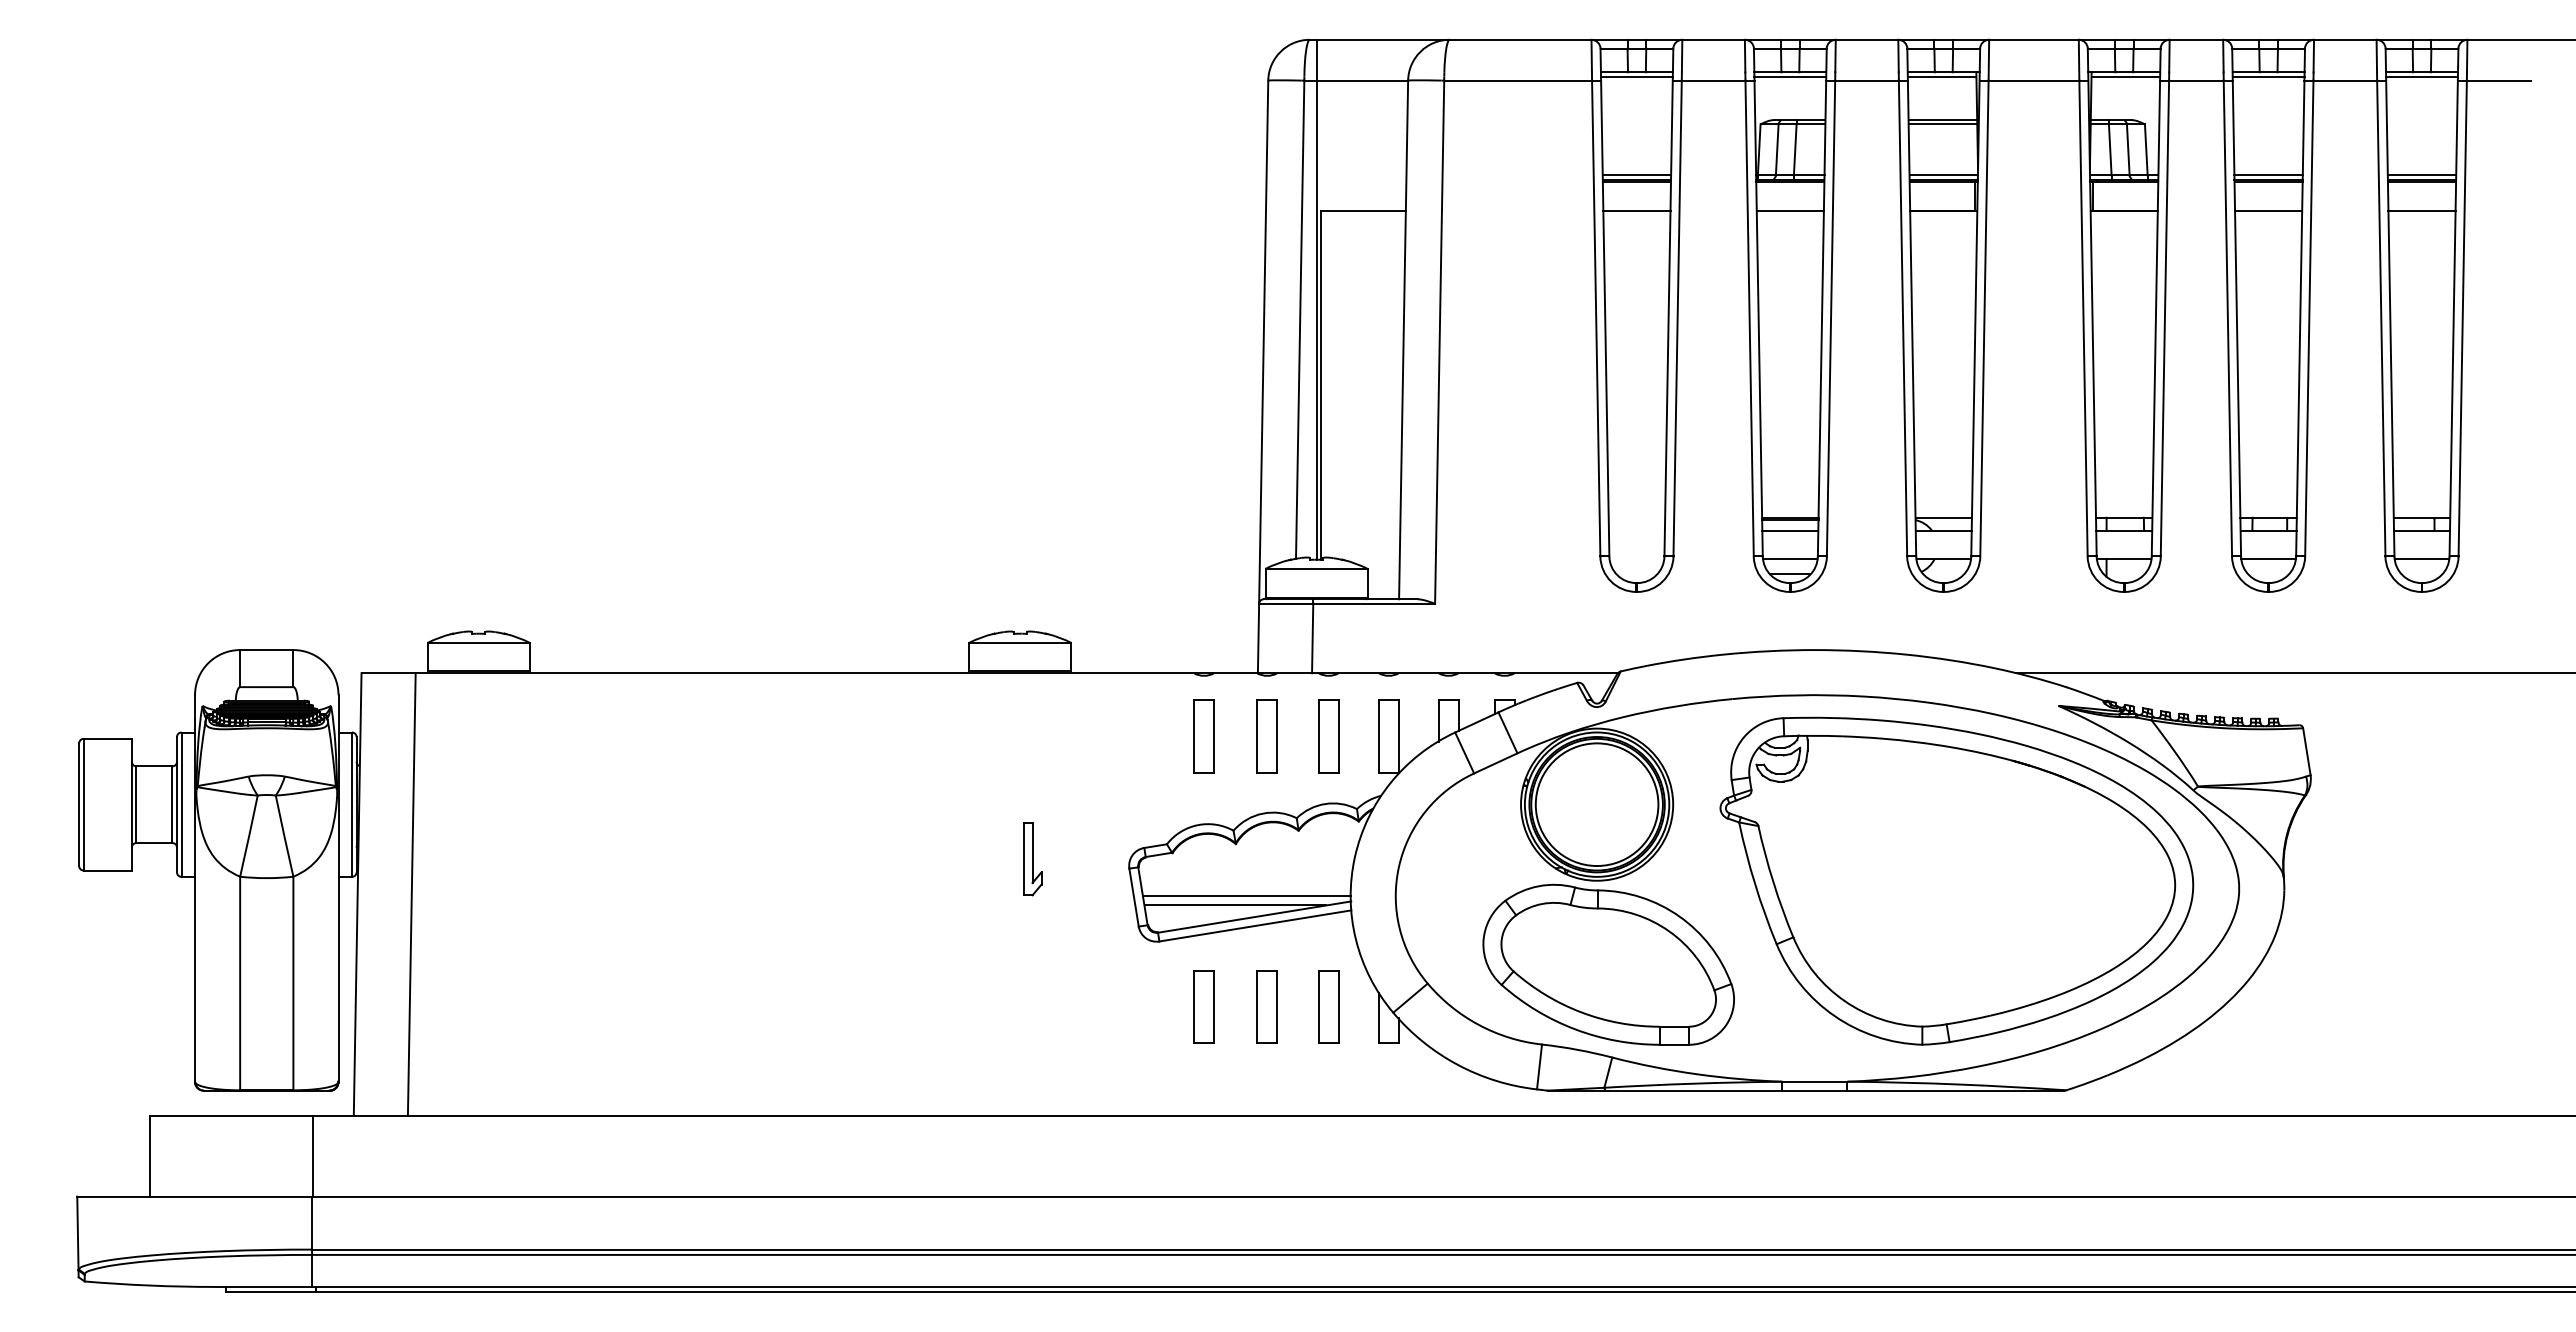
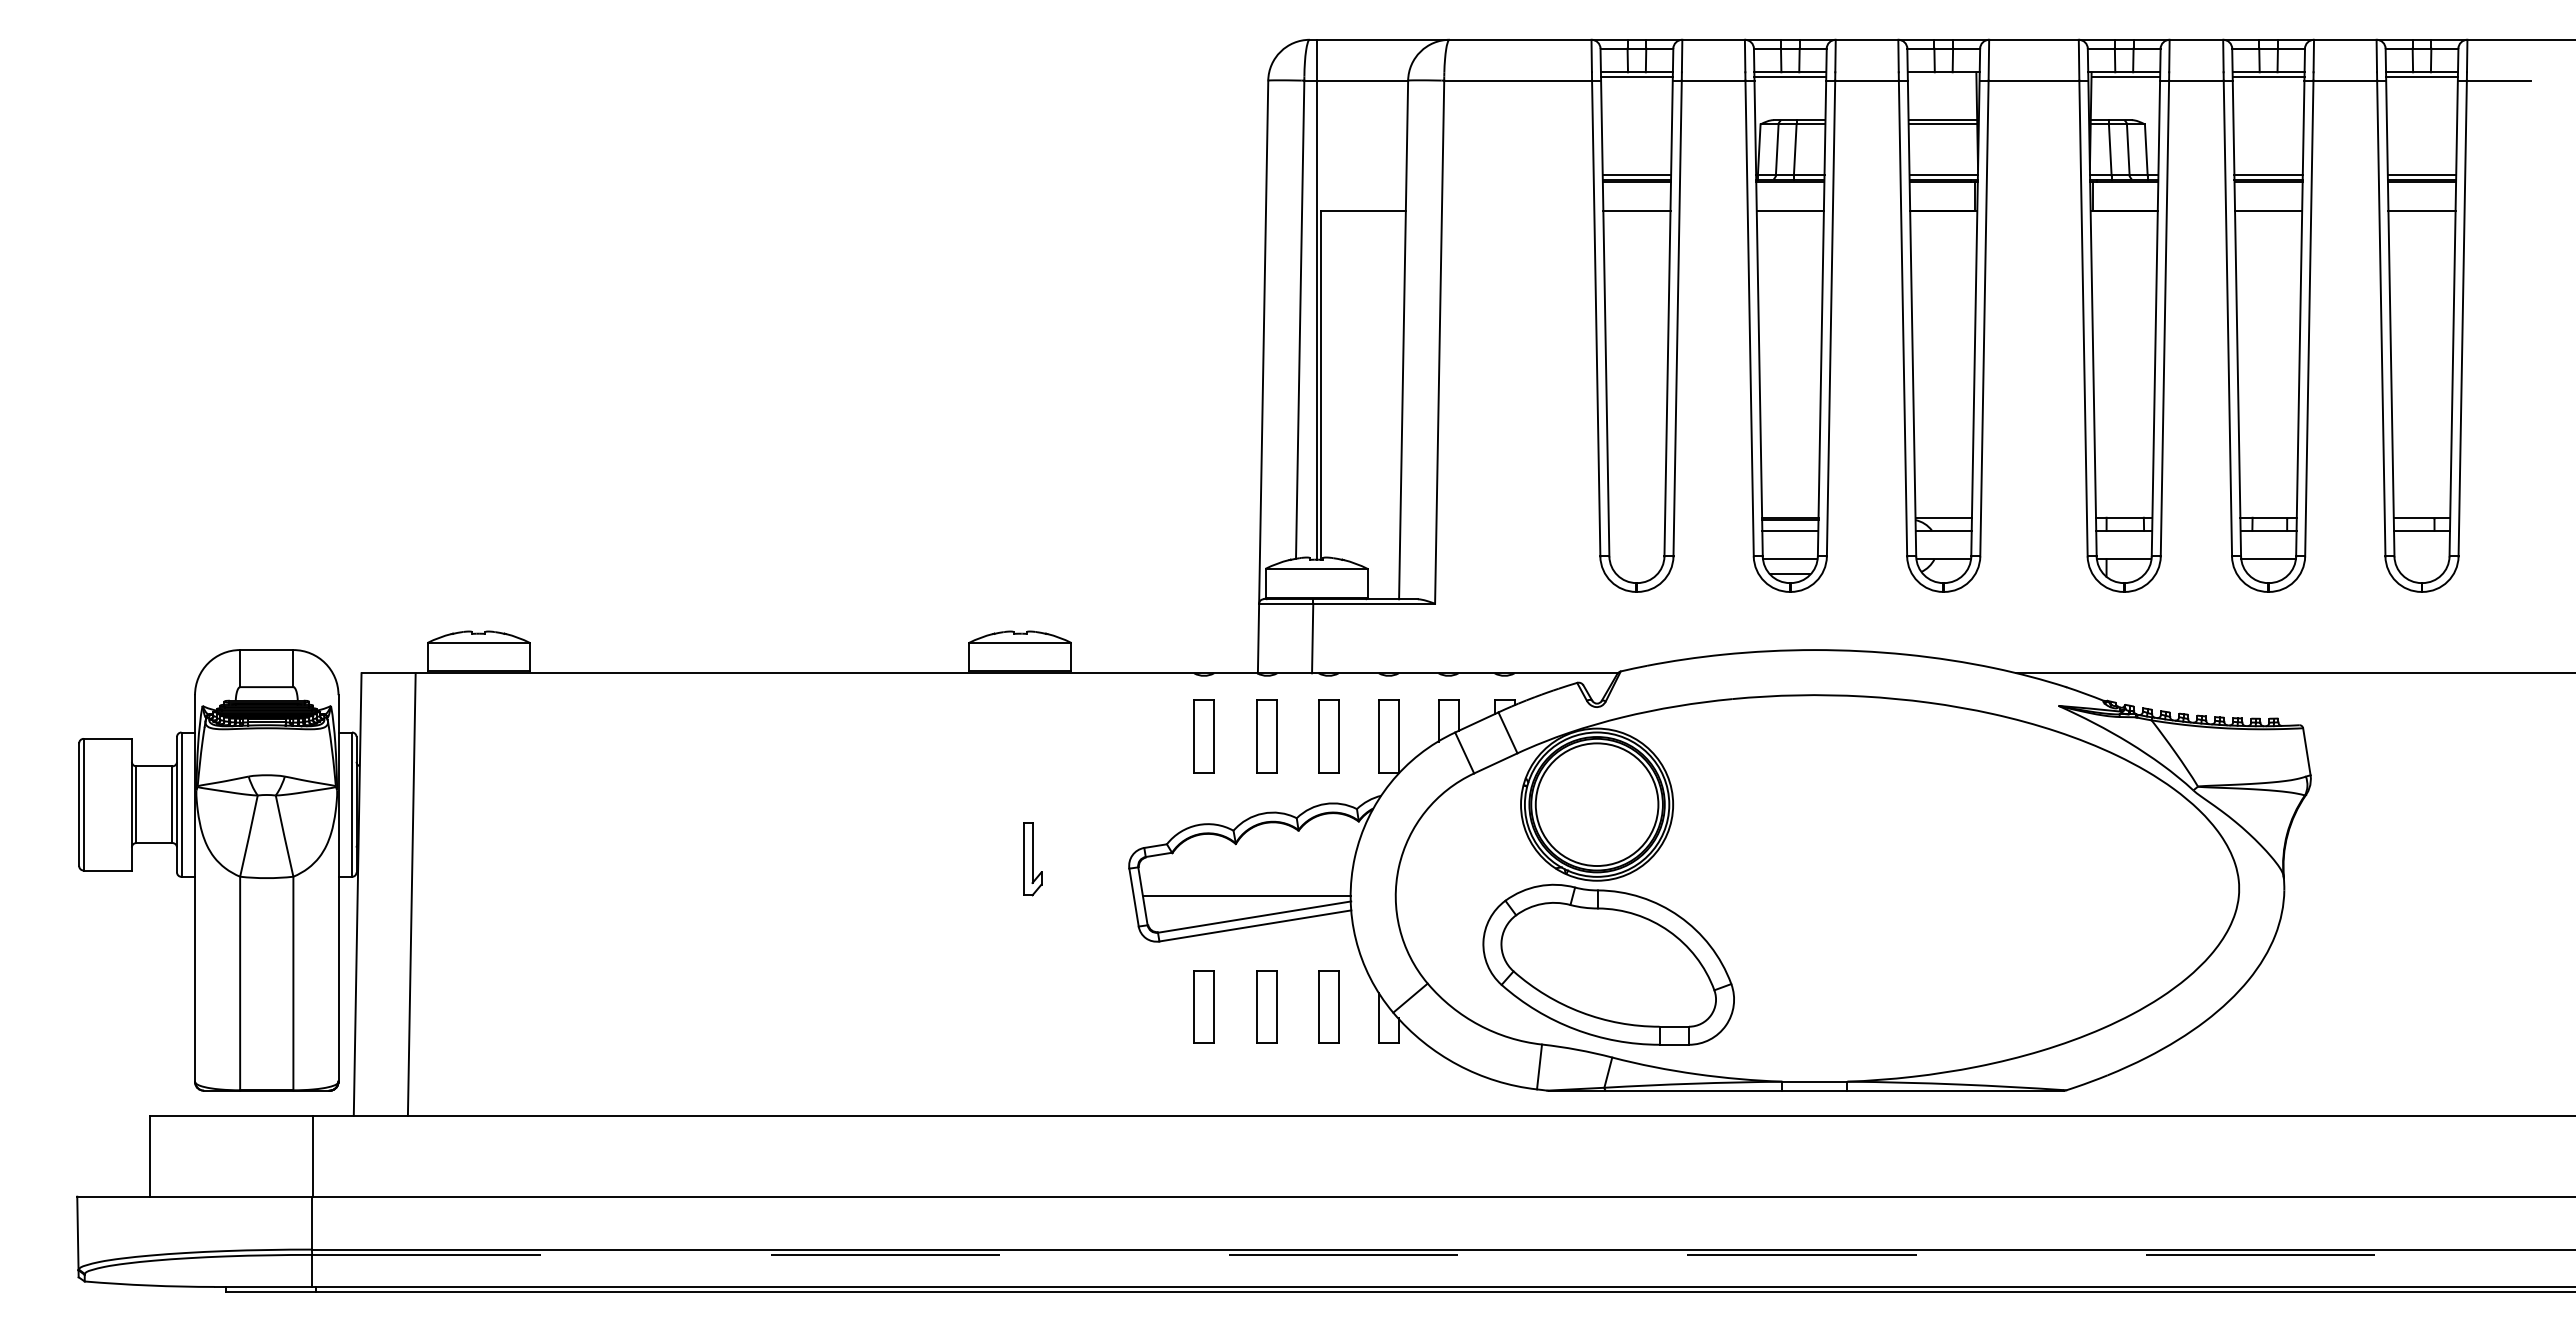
line: present -> none (1941, 76)
line: present -> none (2421, 559)
part: present -> none (1956, 880)
line: present -> none (1235, 904)
line: solid -> dashed (1444, 1254)
